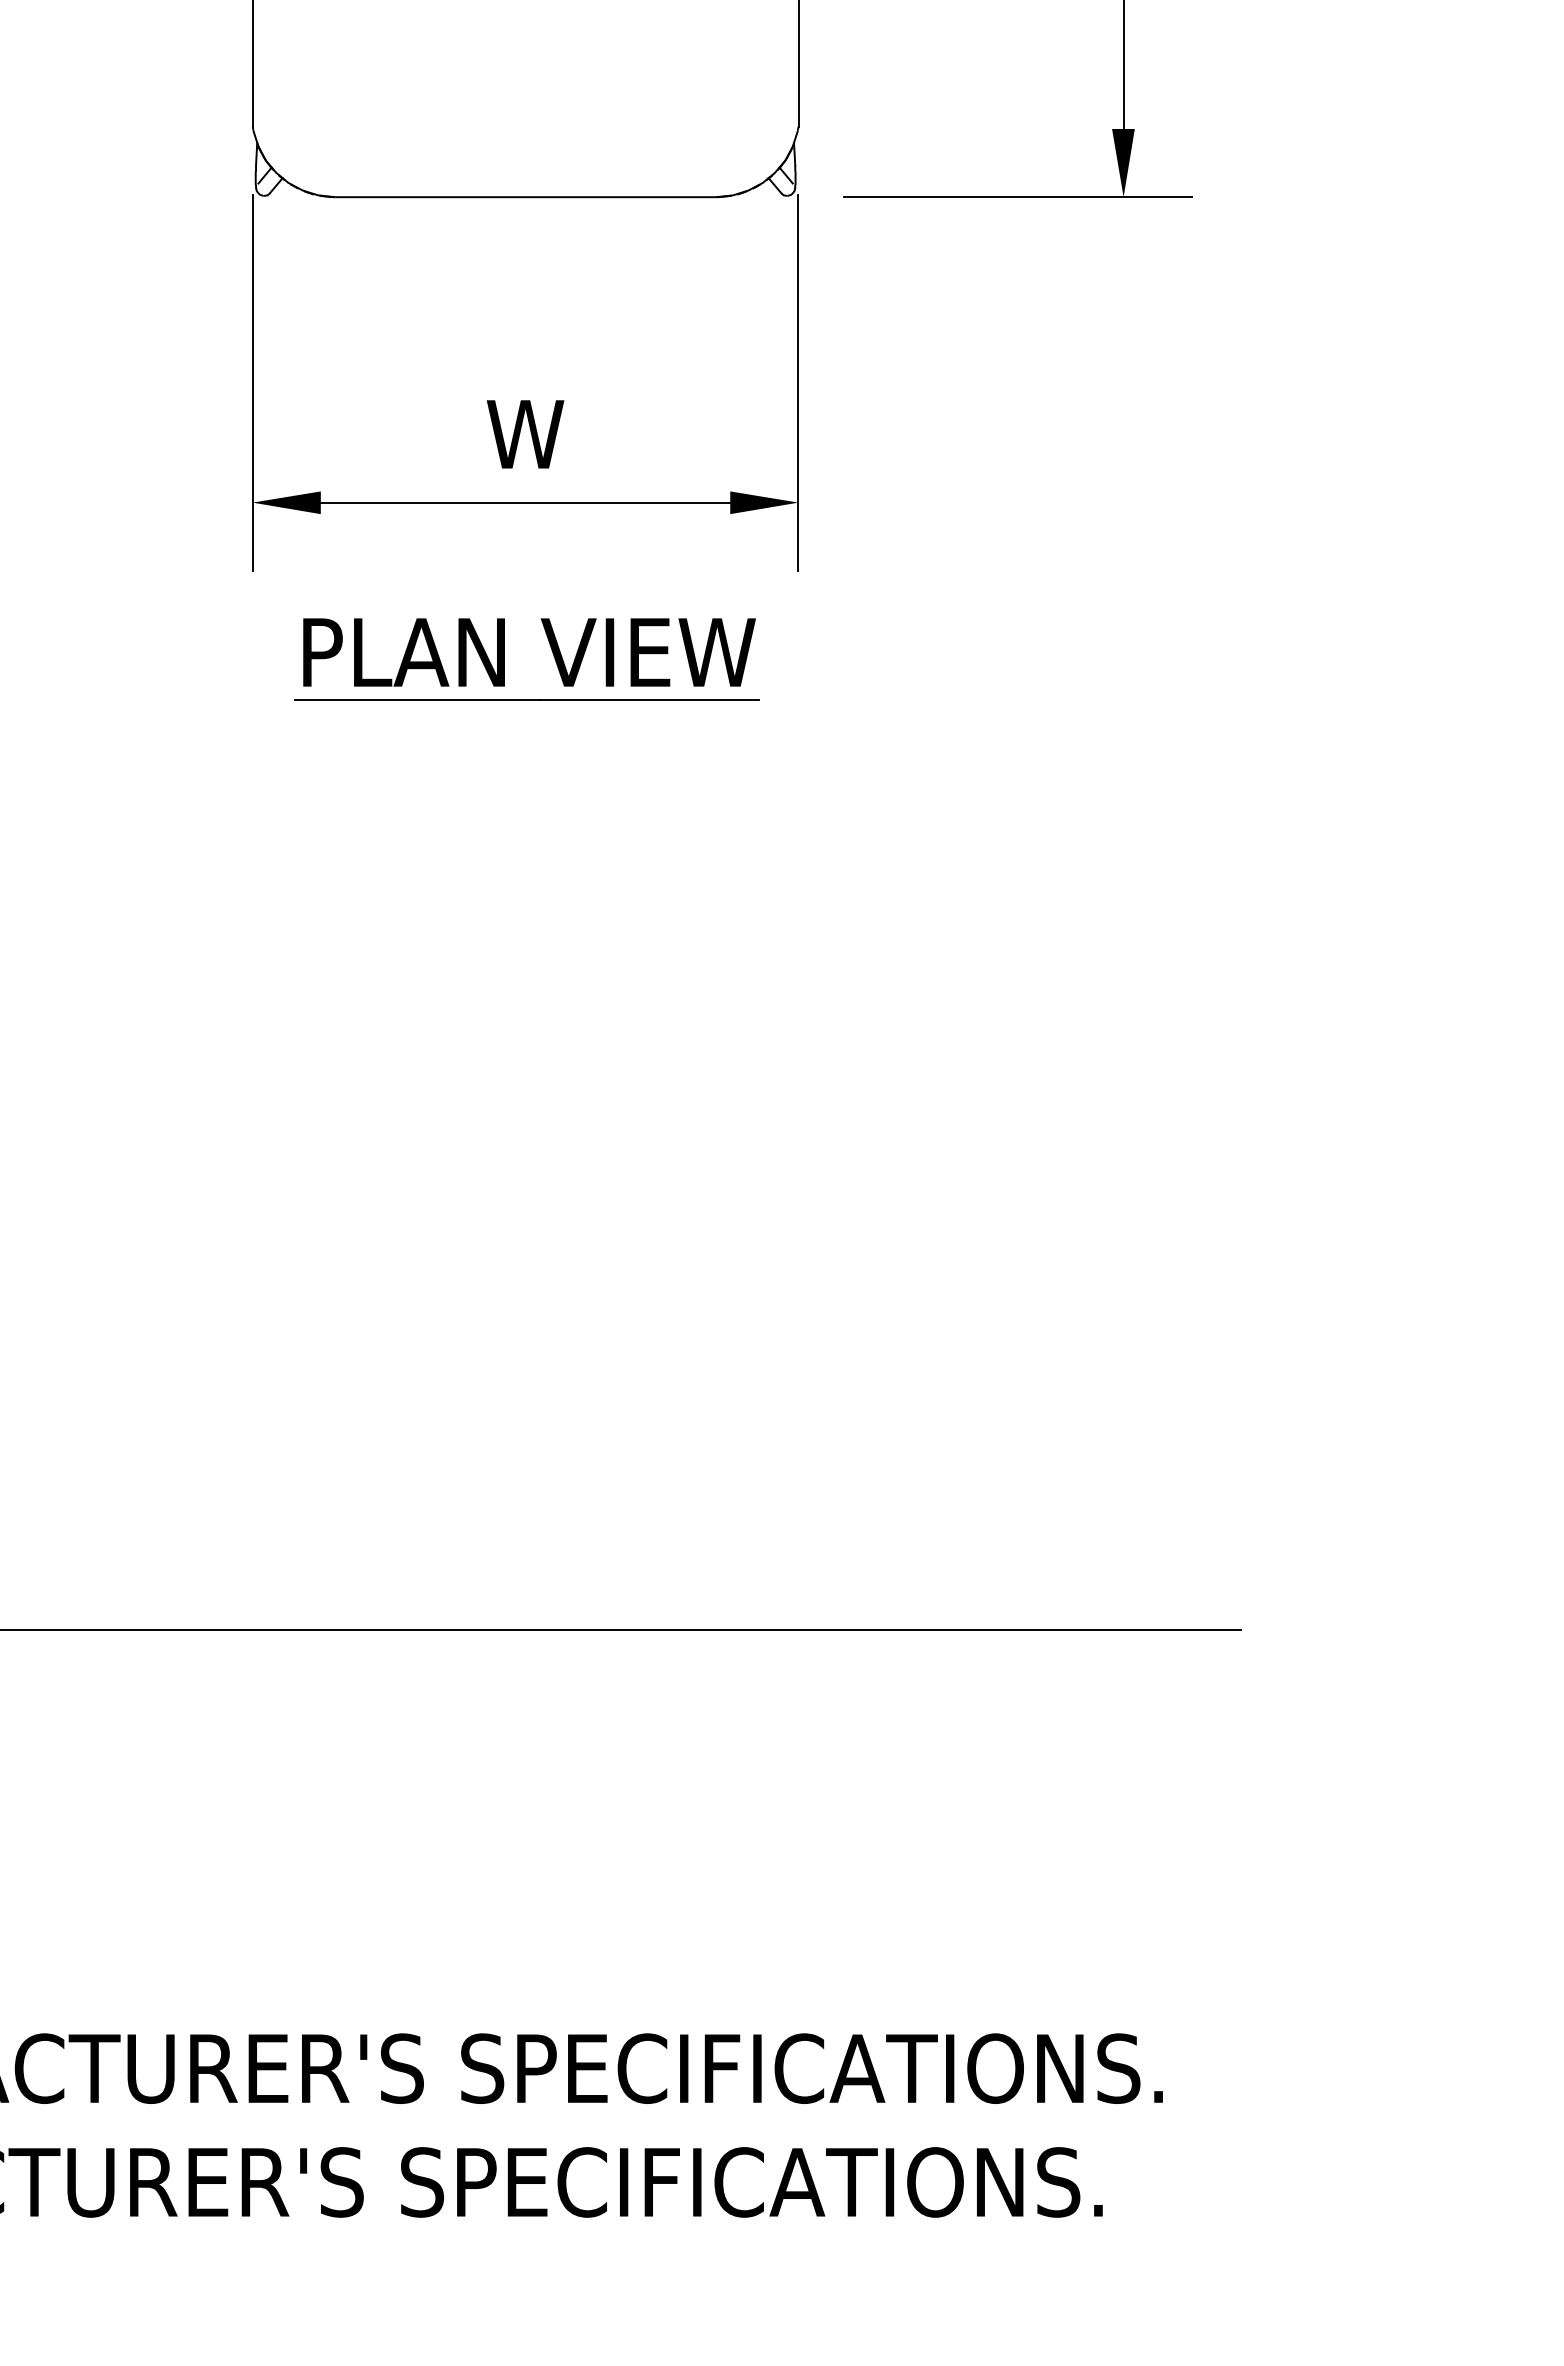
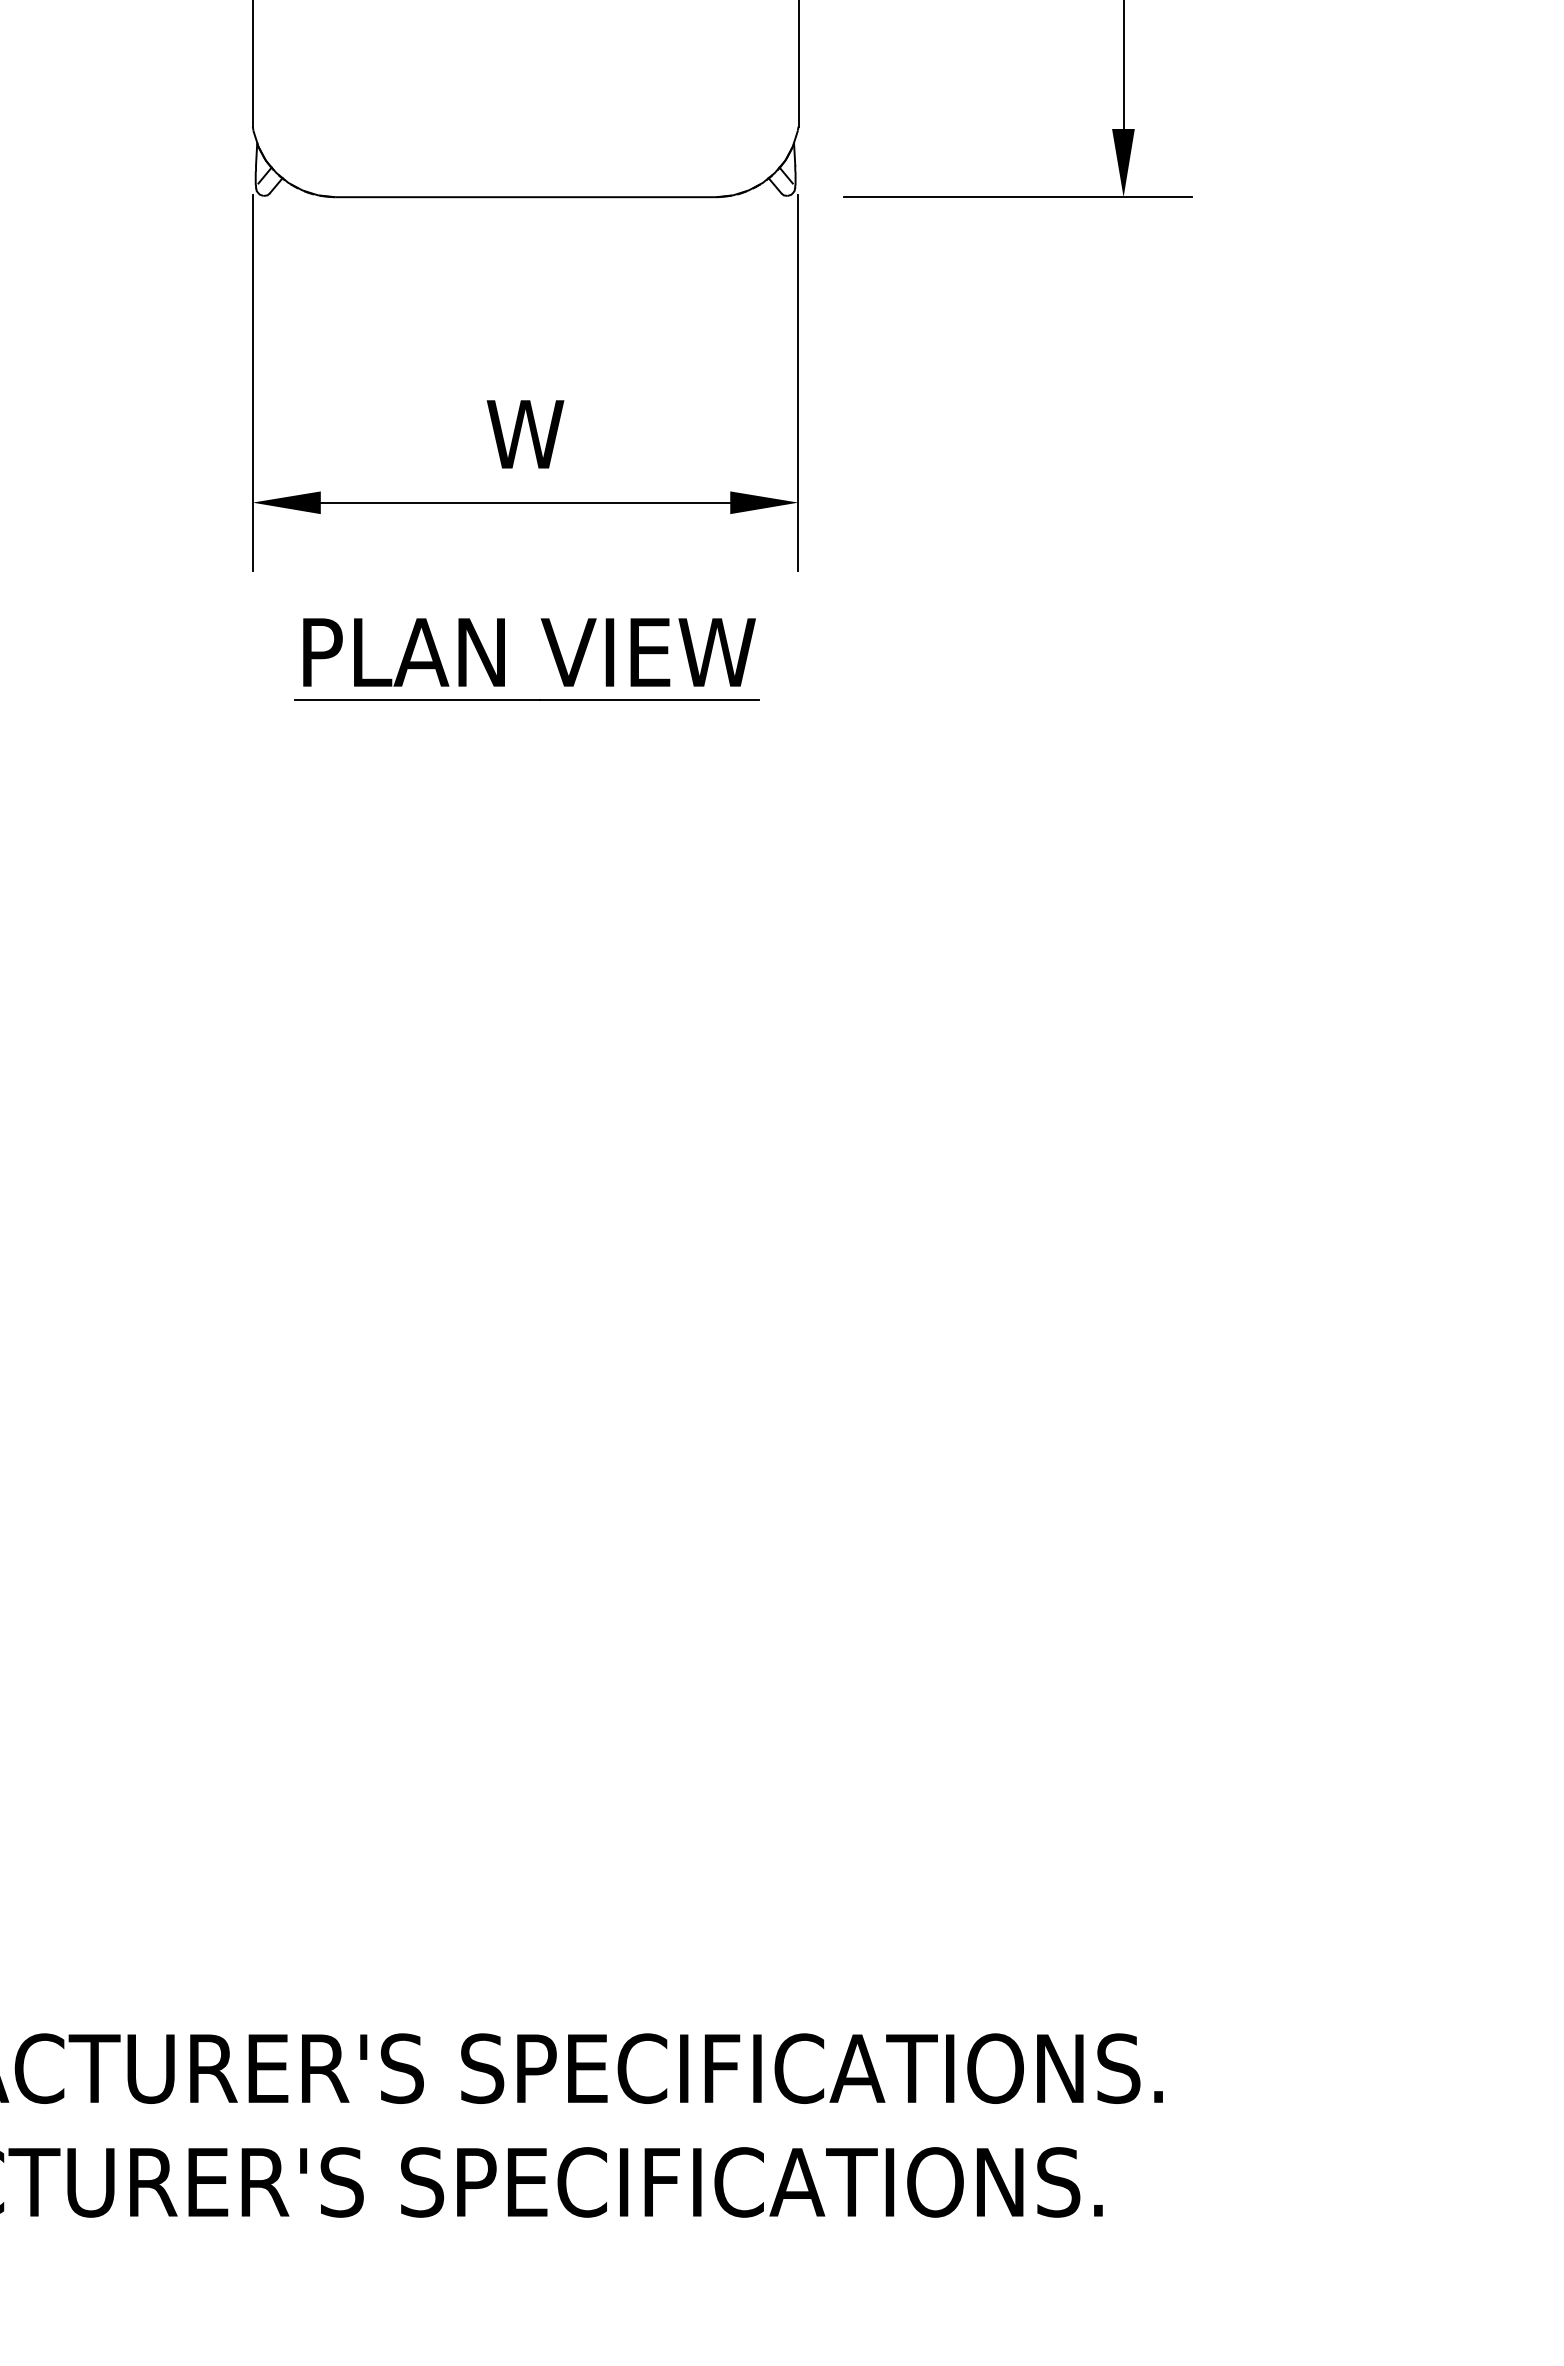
line: present -> none (621, 1629)
